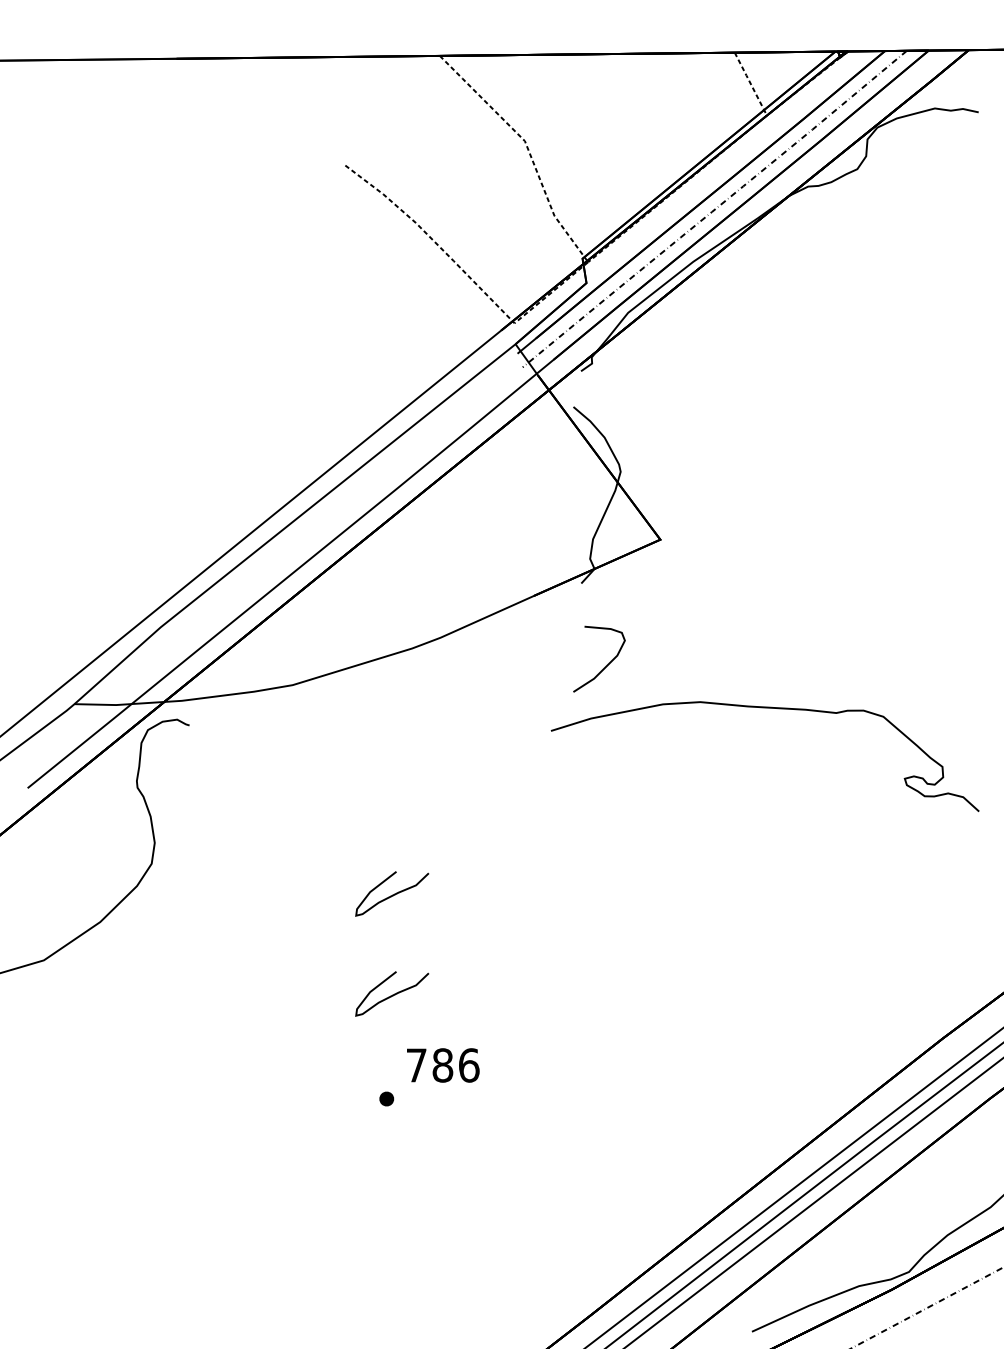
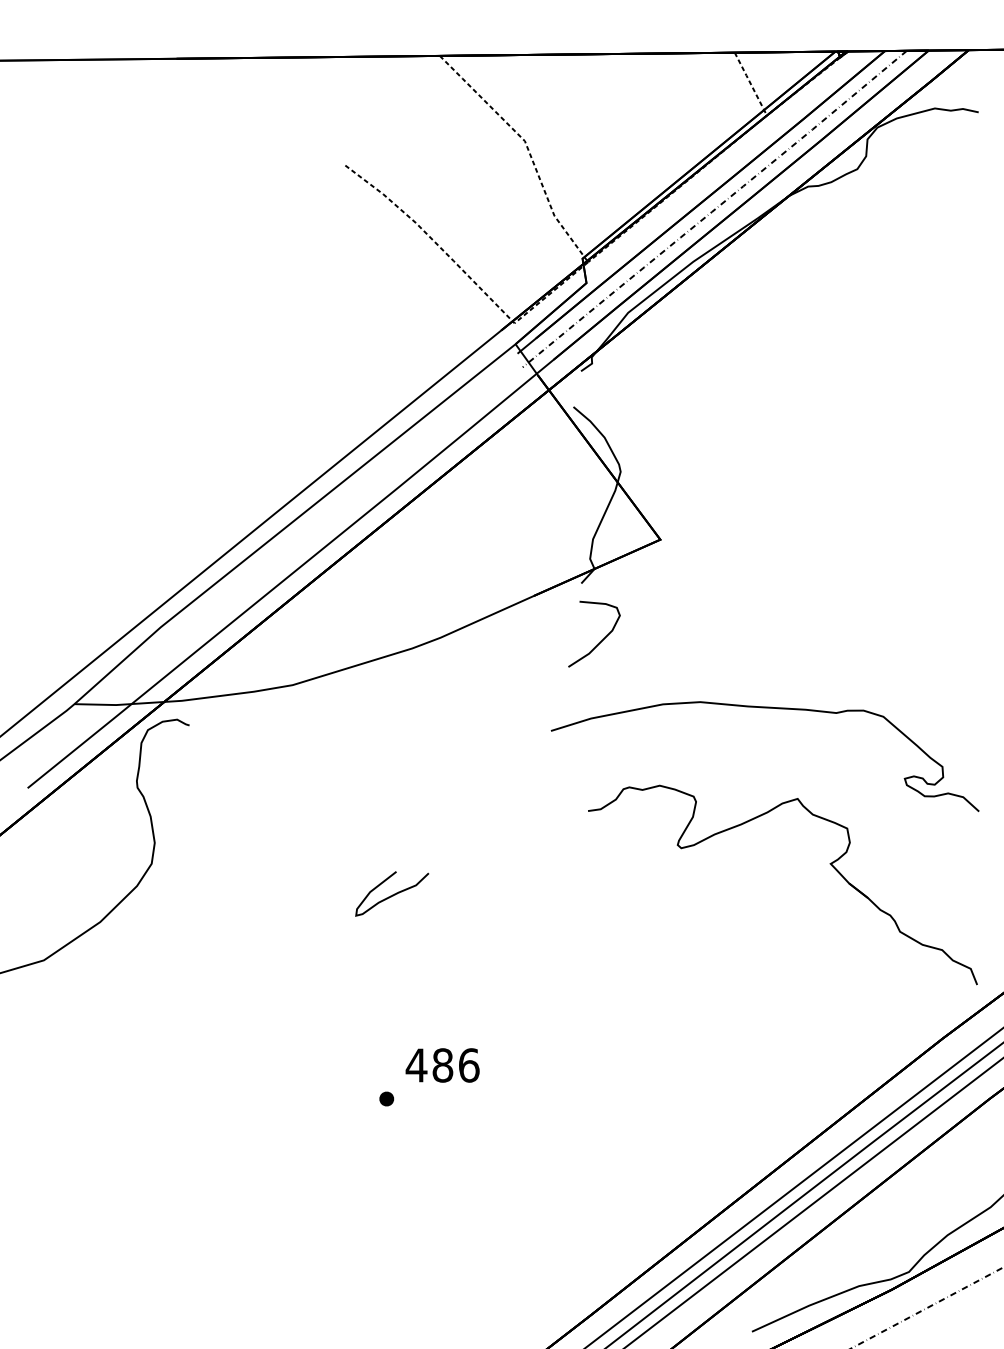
curve position: (606, 665) -> (601, 640) (601, 640)
part: none -> present (829, 863)
curve: present -> none (392, 994)
text: 786 -> 486 (416, 1065)
